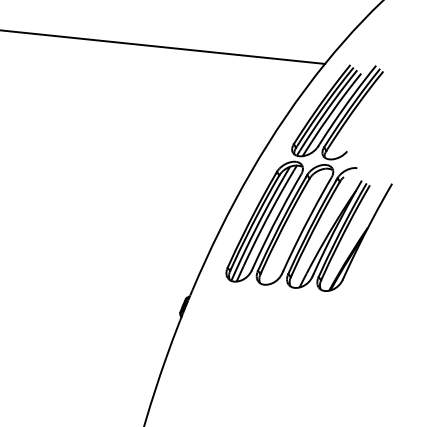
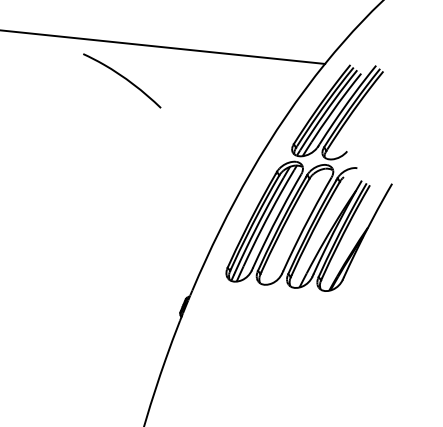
curve: none -> present (123, 78)
